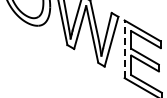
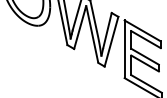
line: dashed -> solid (124, 49)
